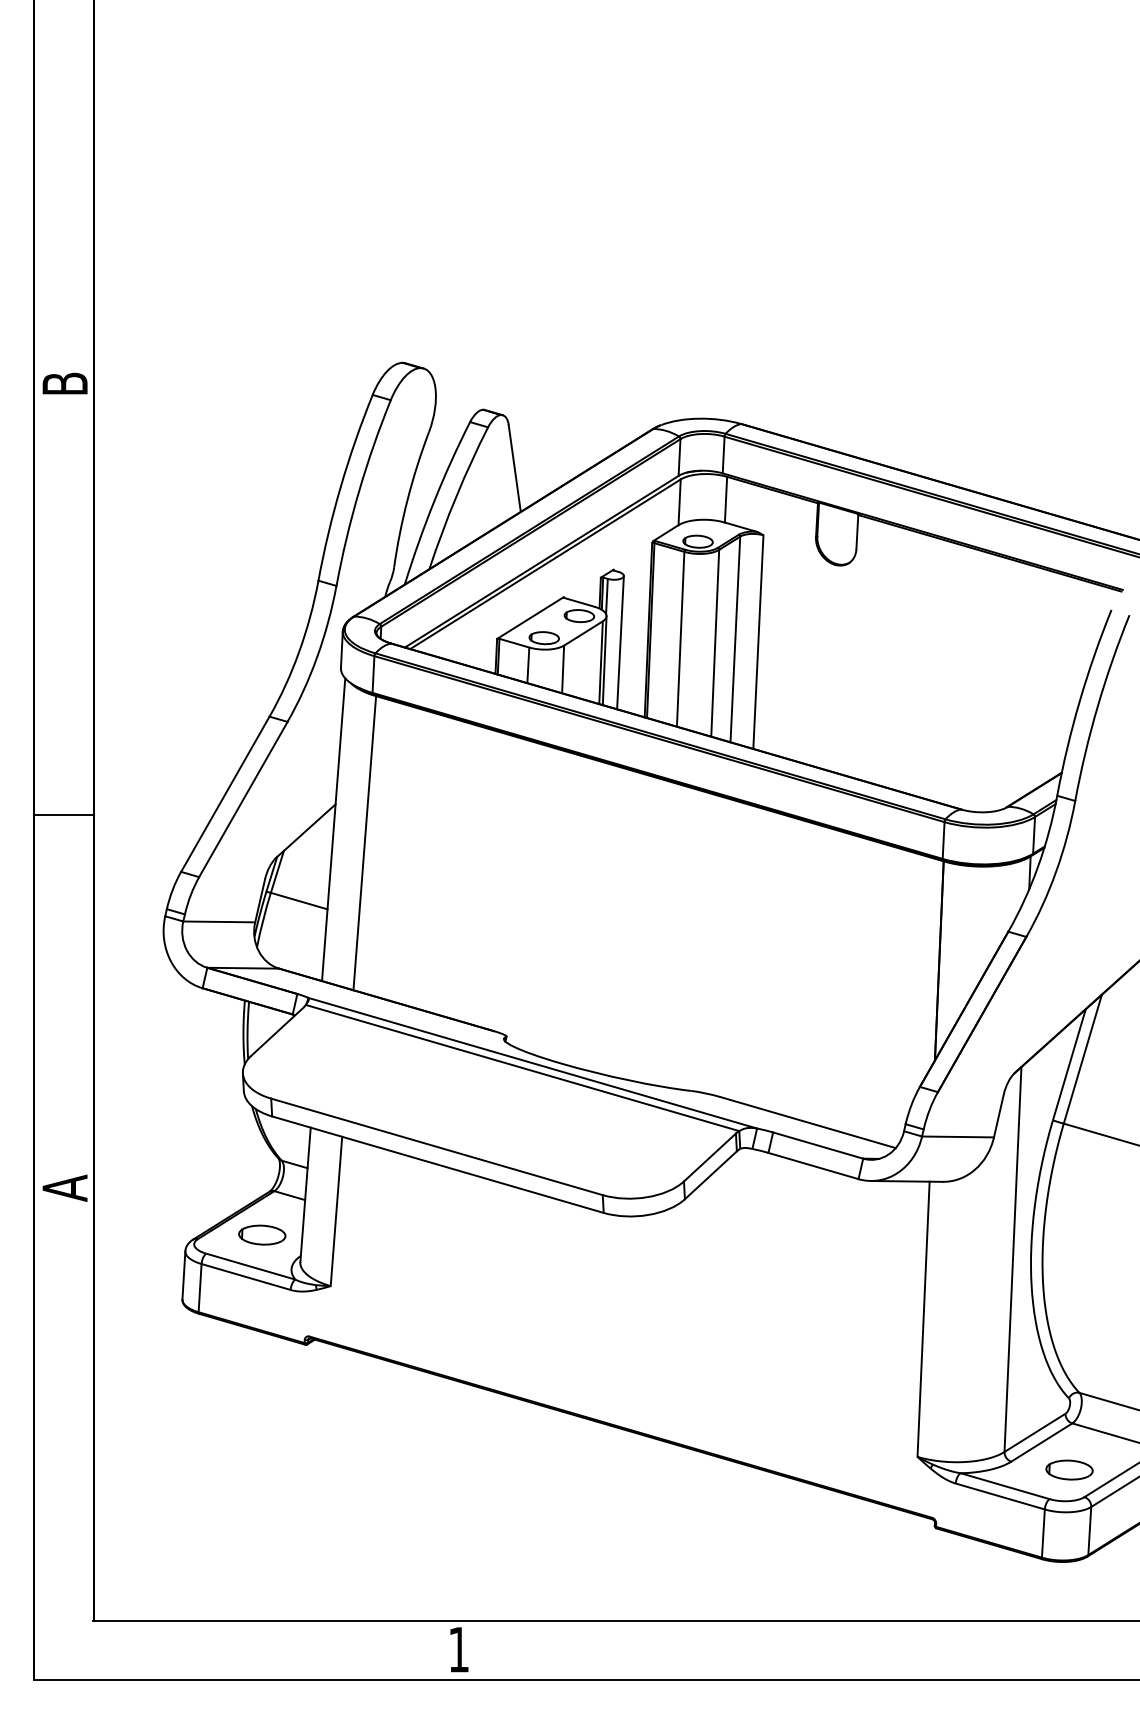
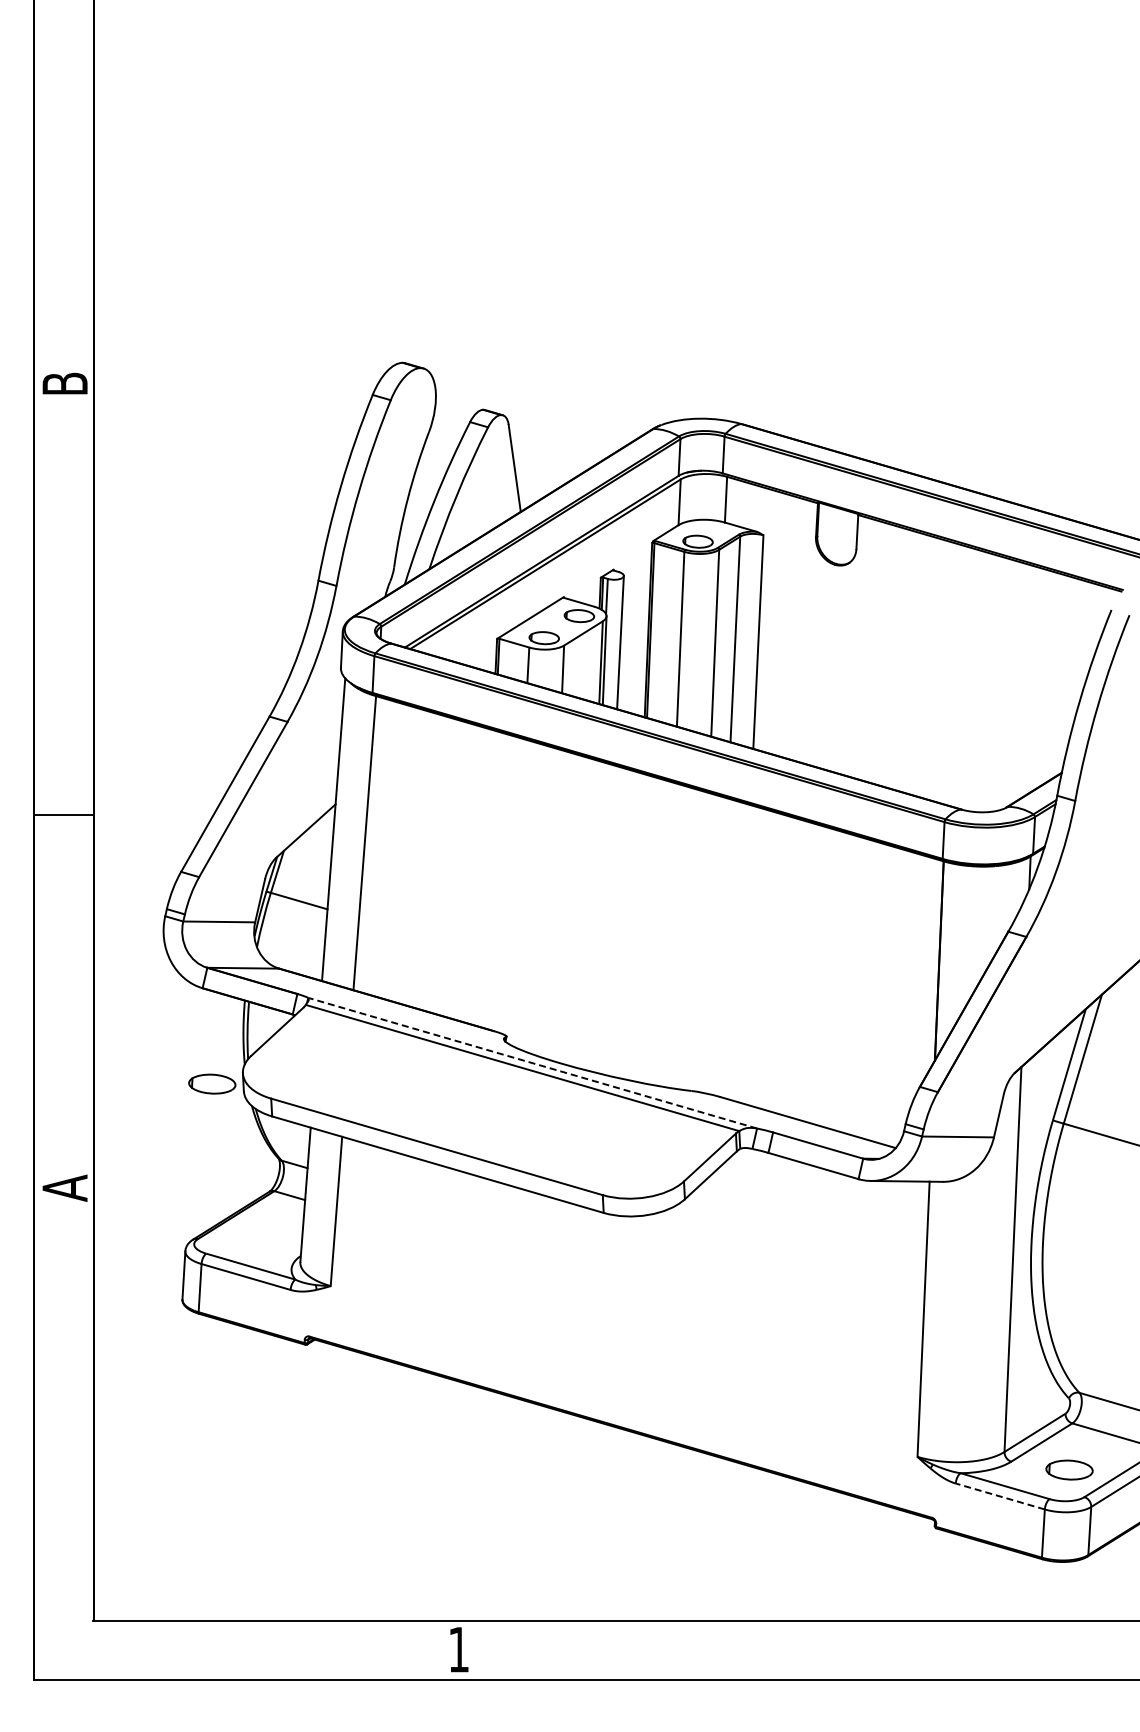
line: solid -> dashed (532, 1063)
part position: (262, 1234) -> (212, 1083) (212, 1083)
line: solid -> dashed (999, 1496)
